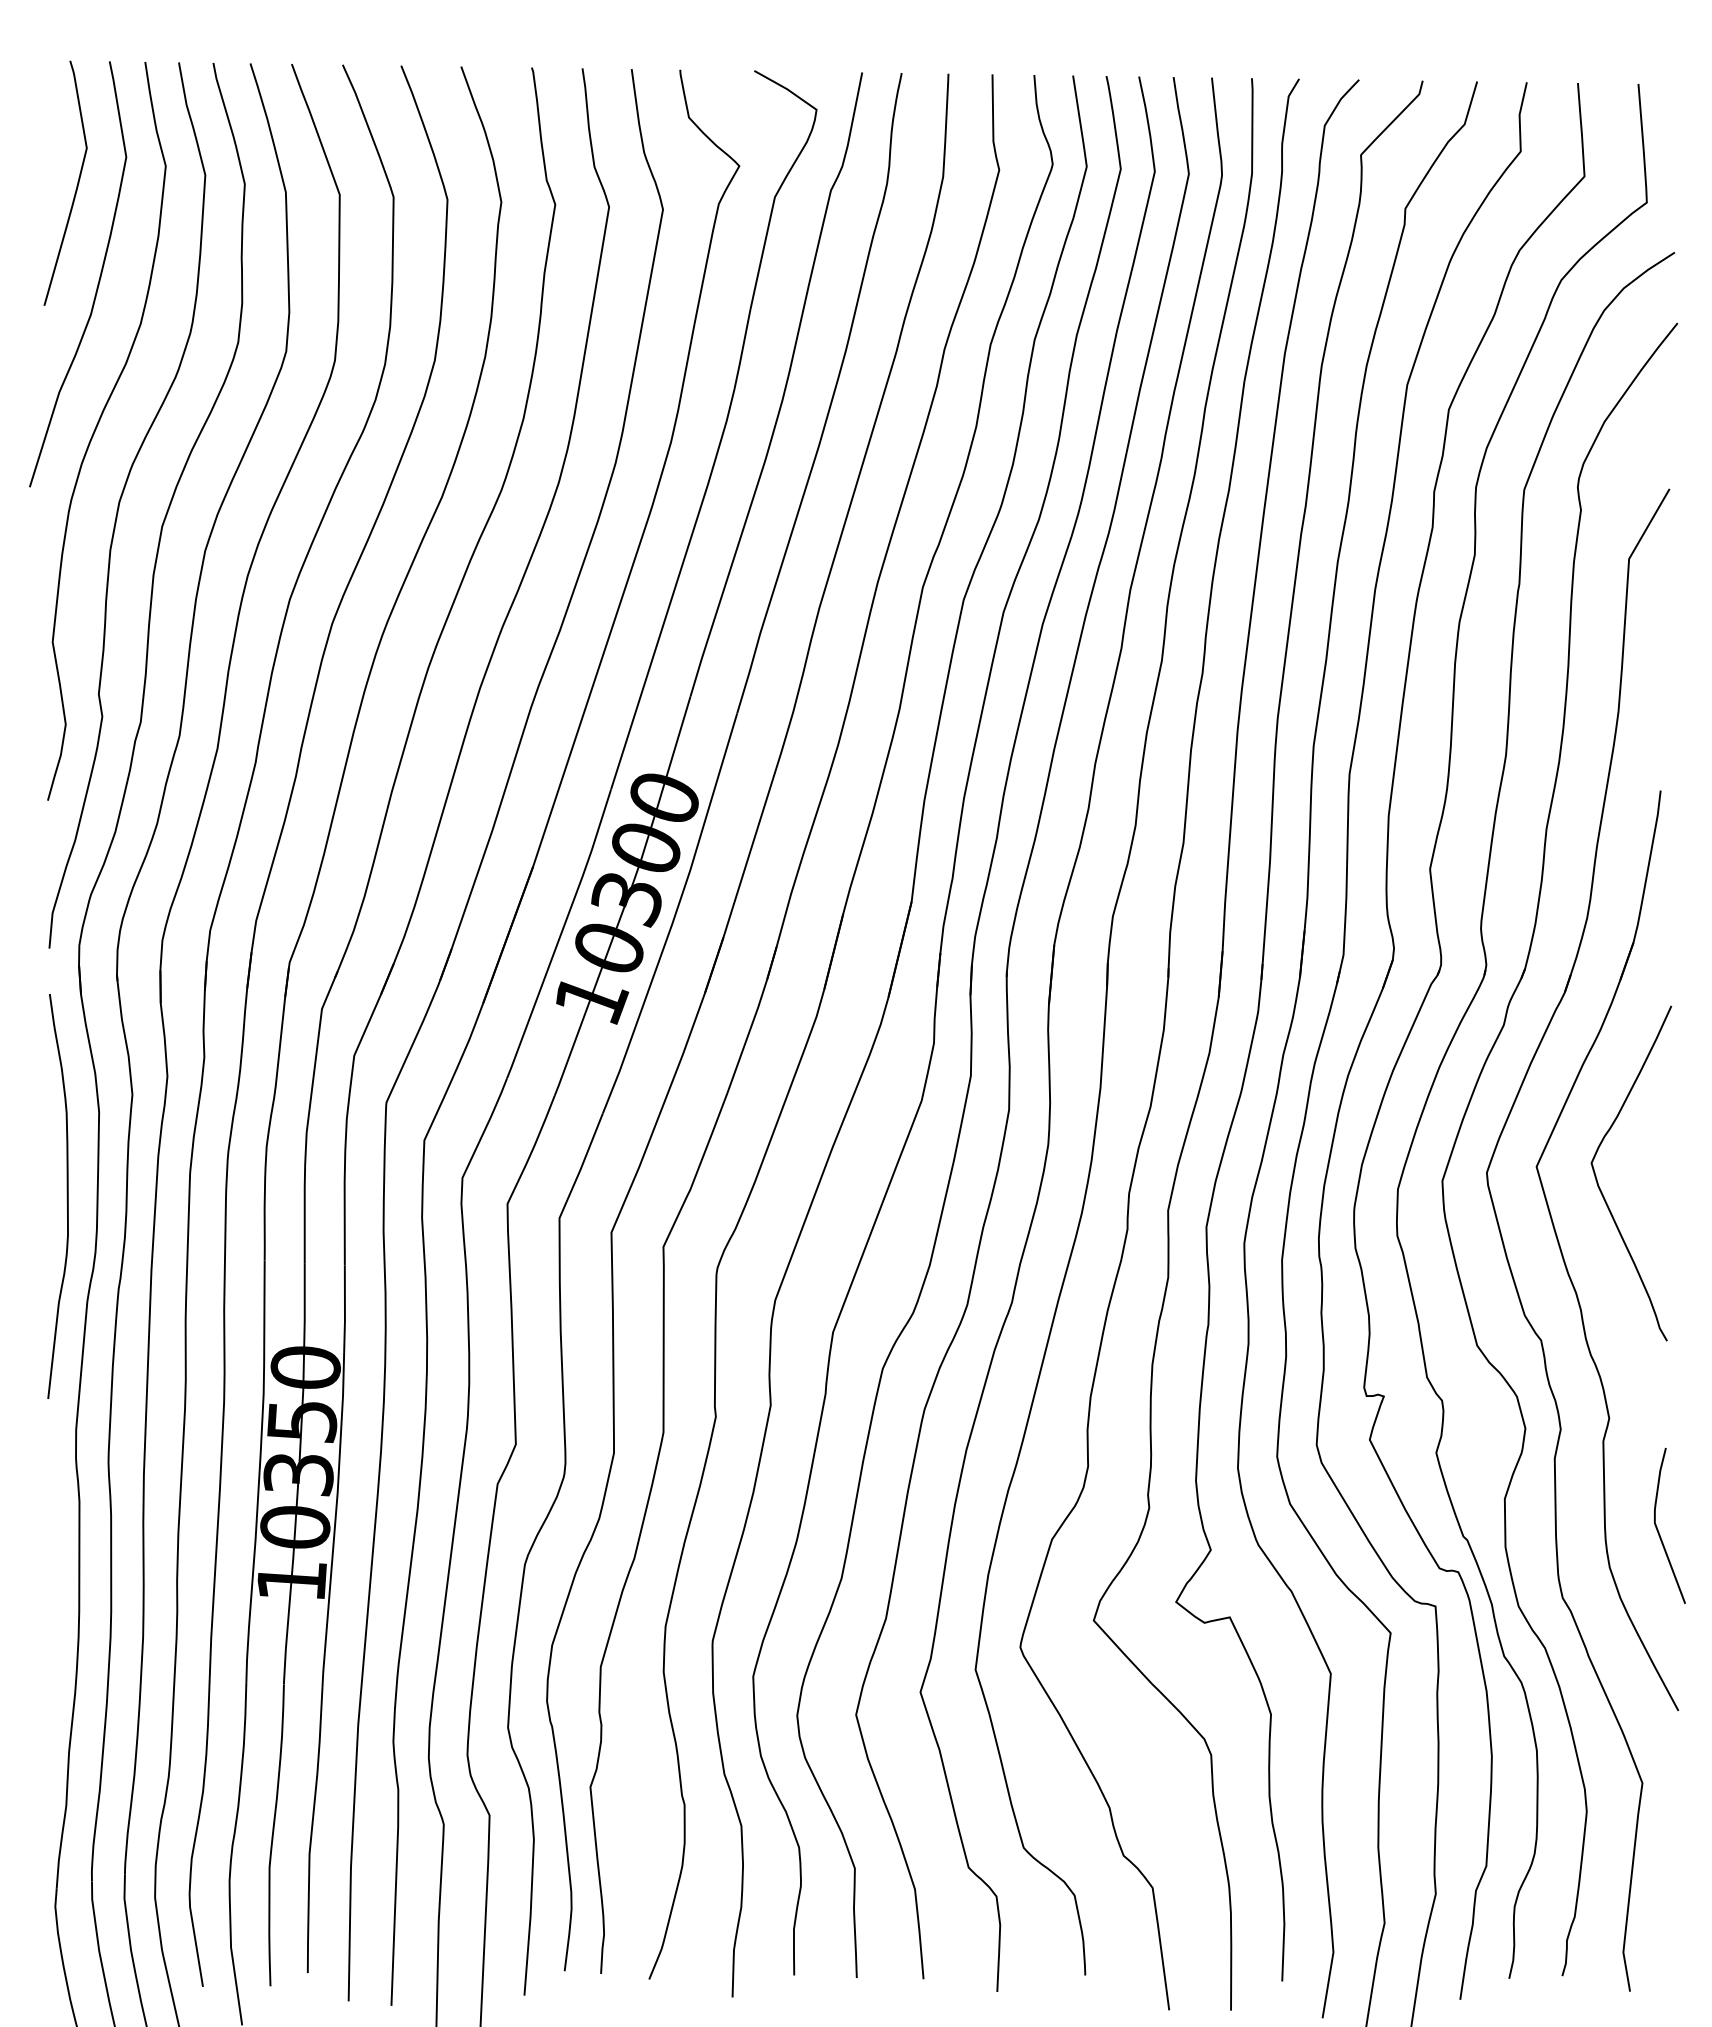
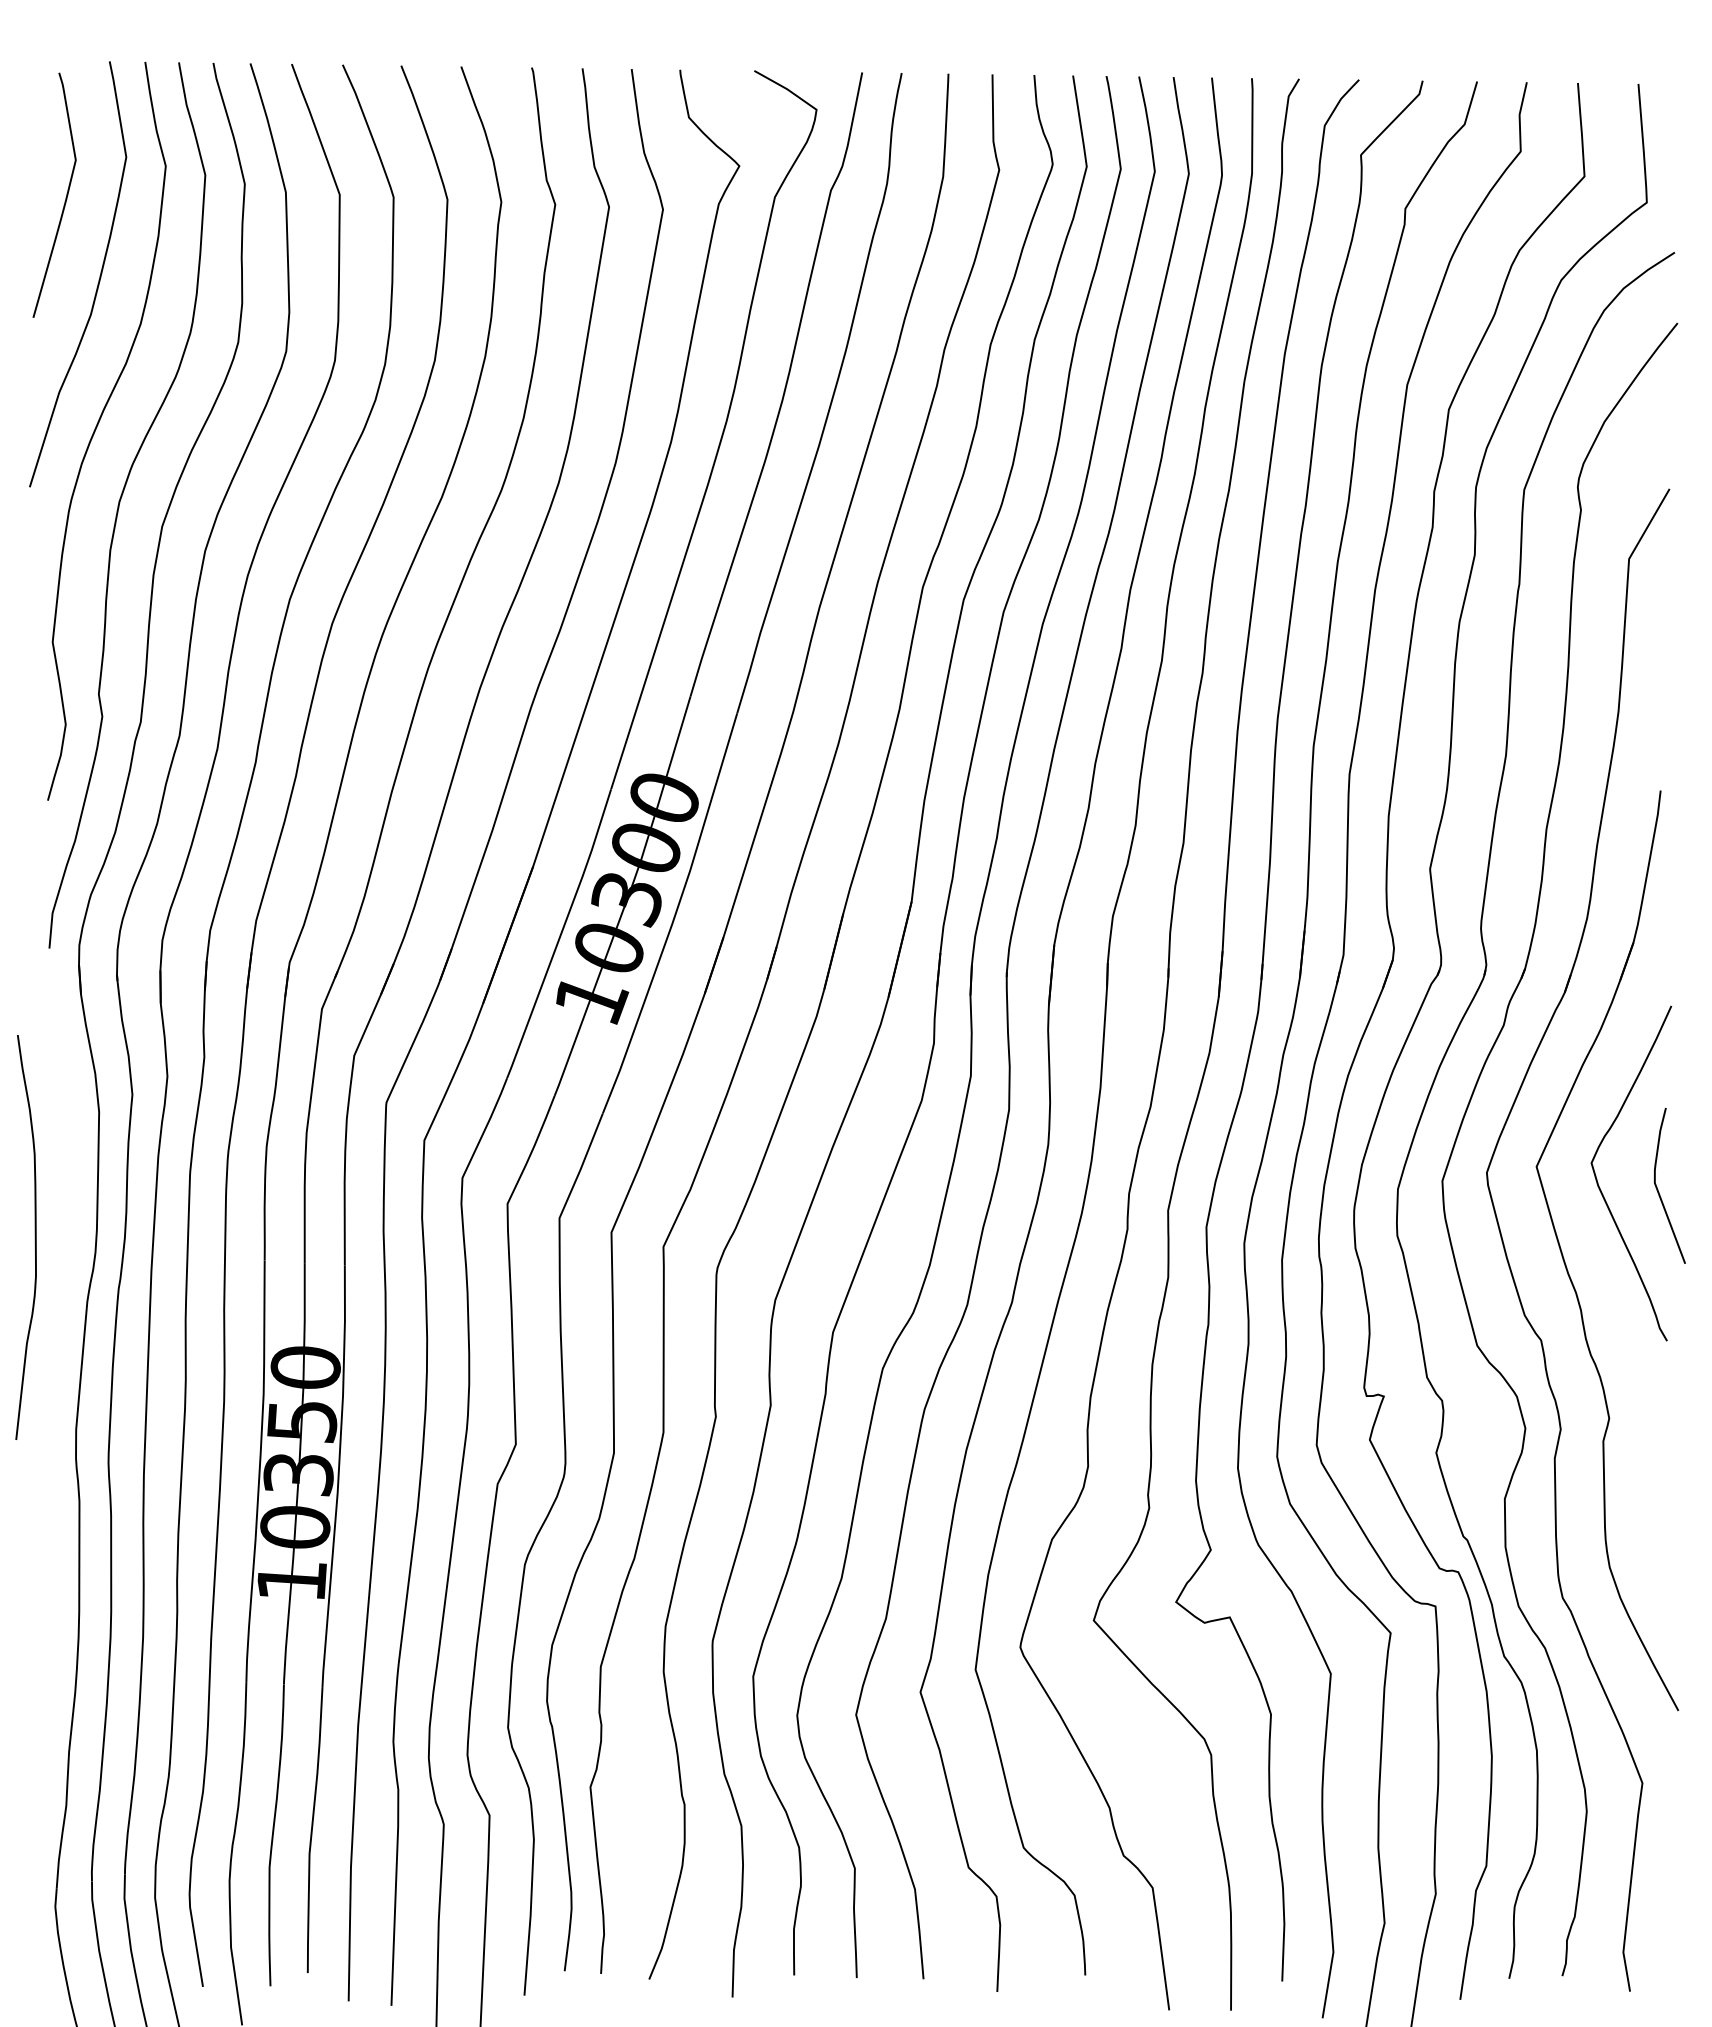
curve position: (76, 185) -> (65, 197) (65, 197)
curve position: (66, 1196) -> (34, 1237) (34, 1237)
curve position: (1658, 1529) -> (1658, 1189) (1658, 1189)
